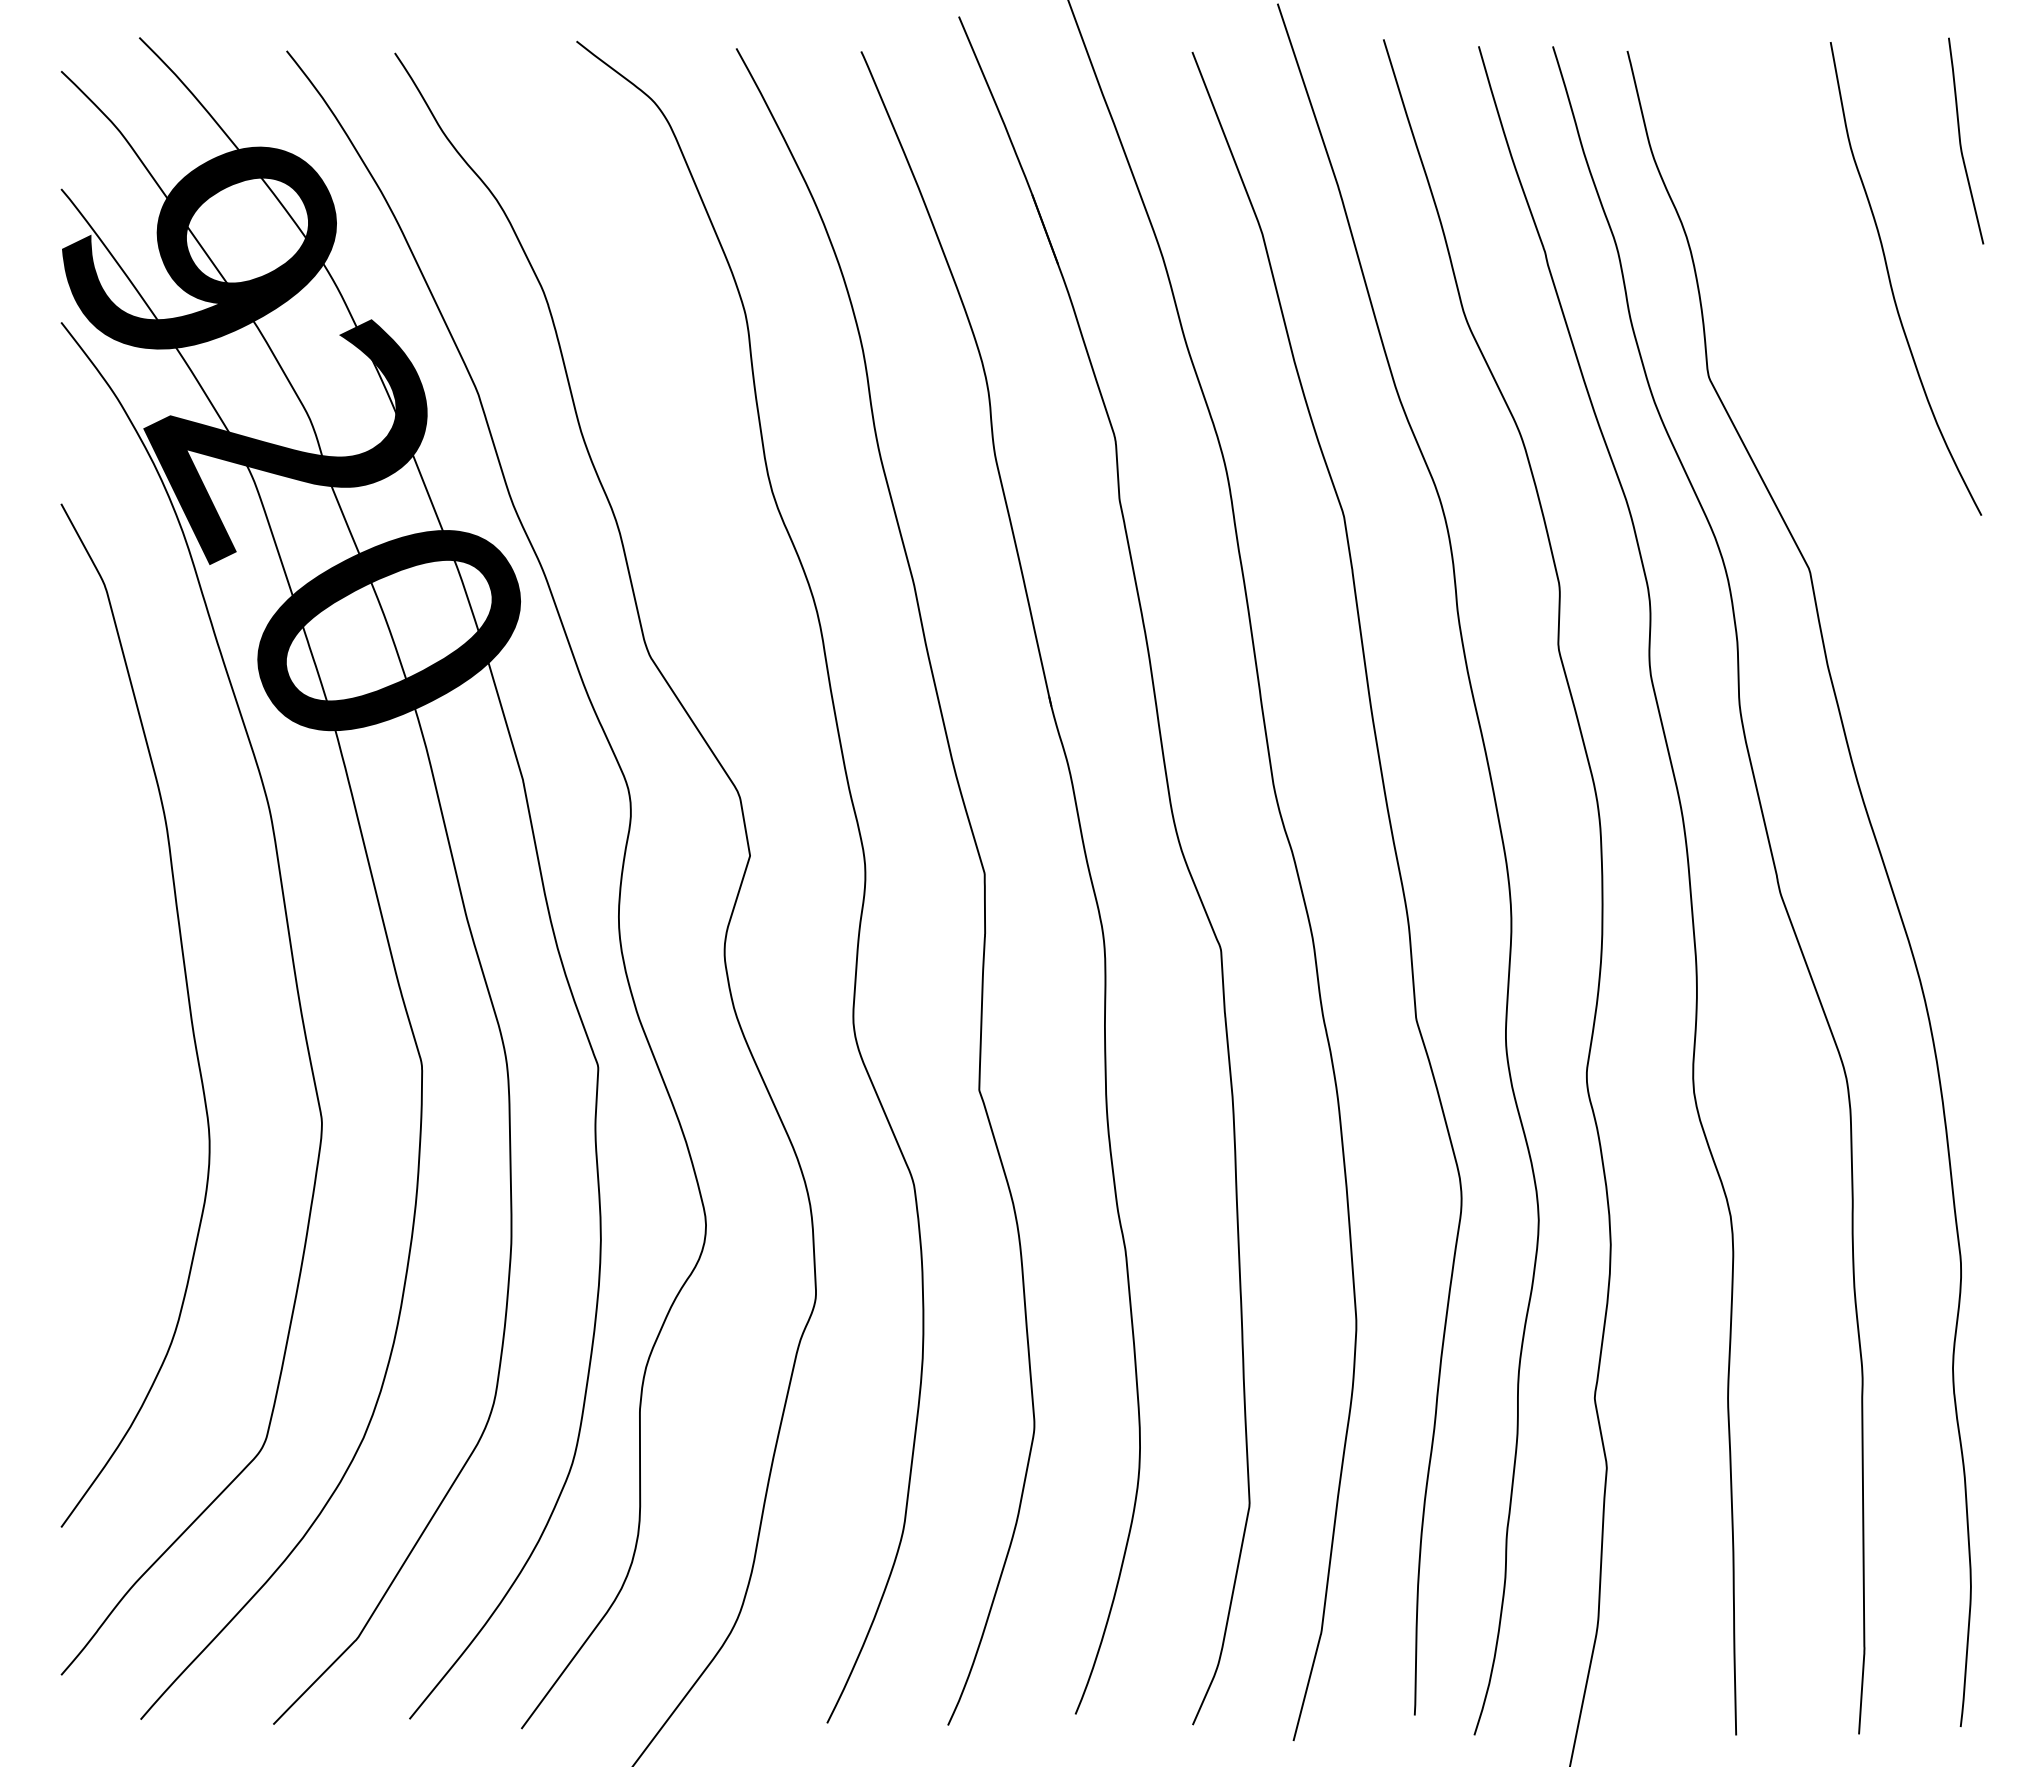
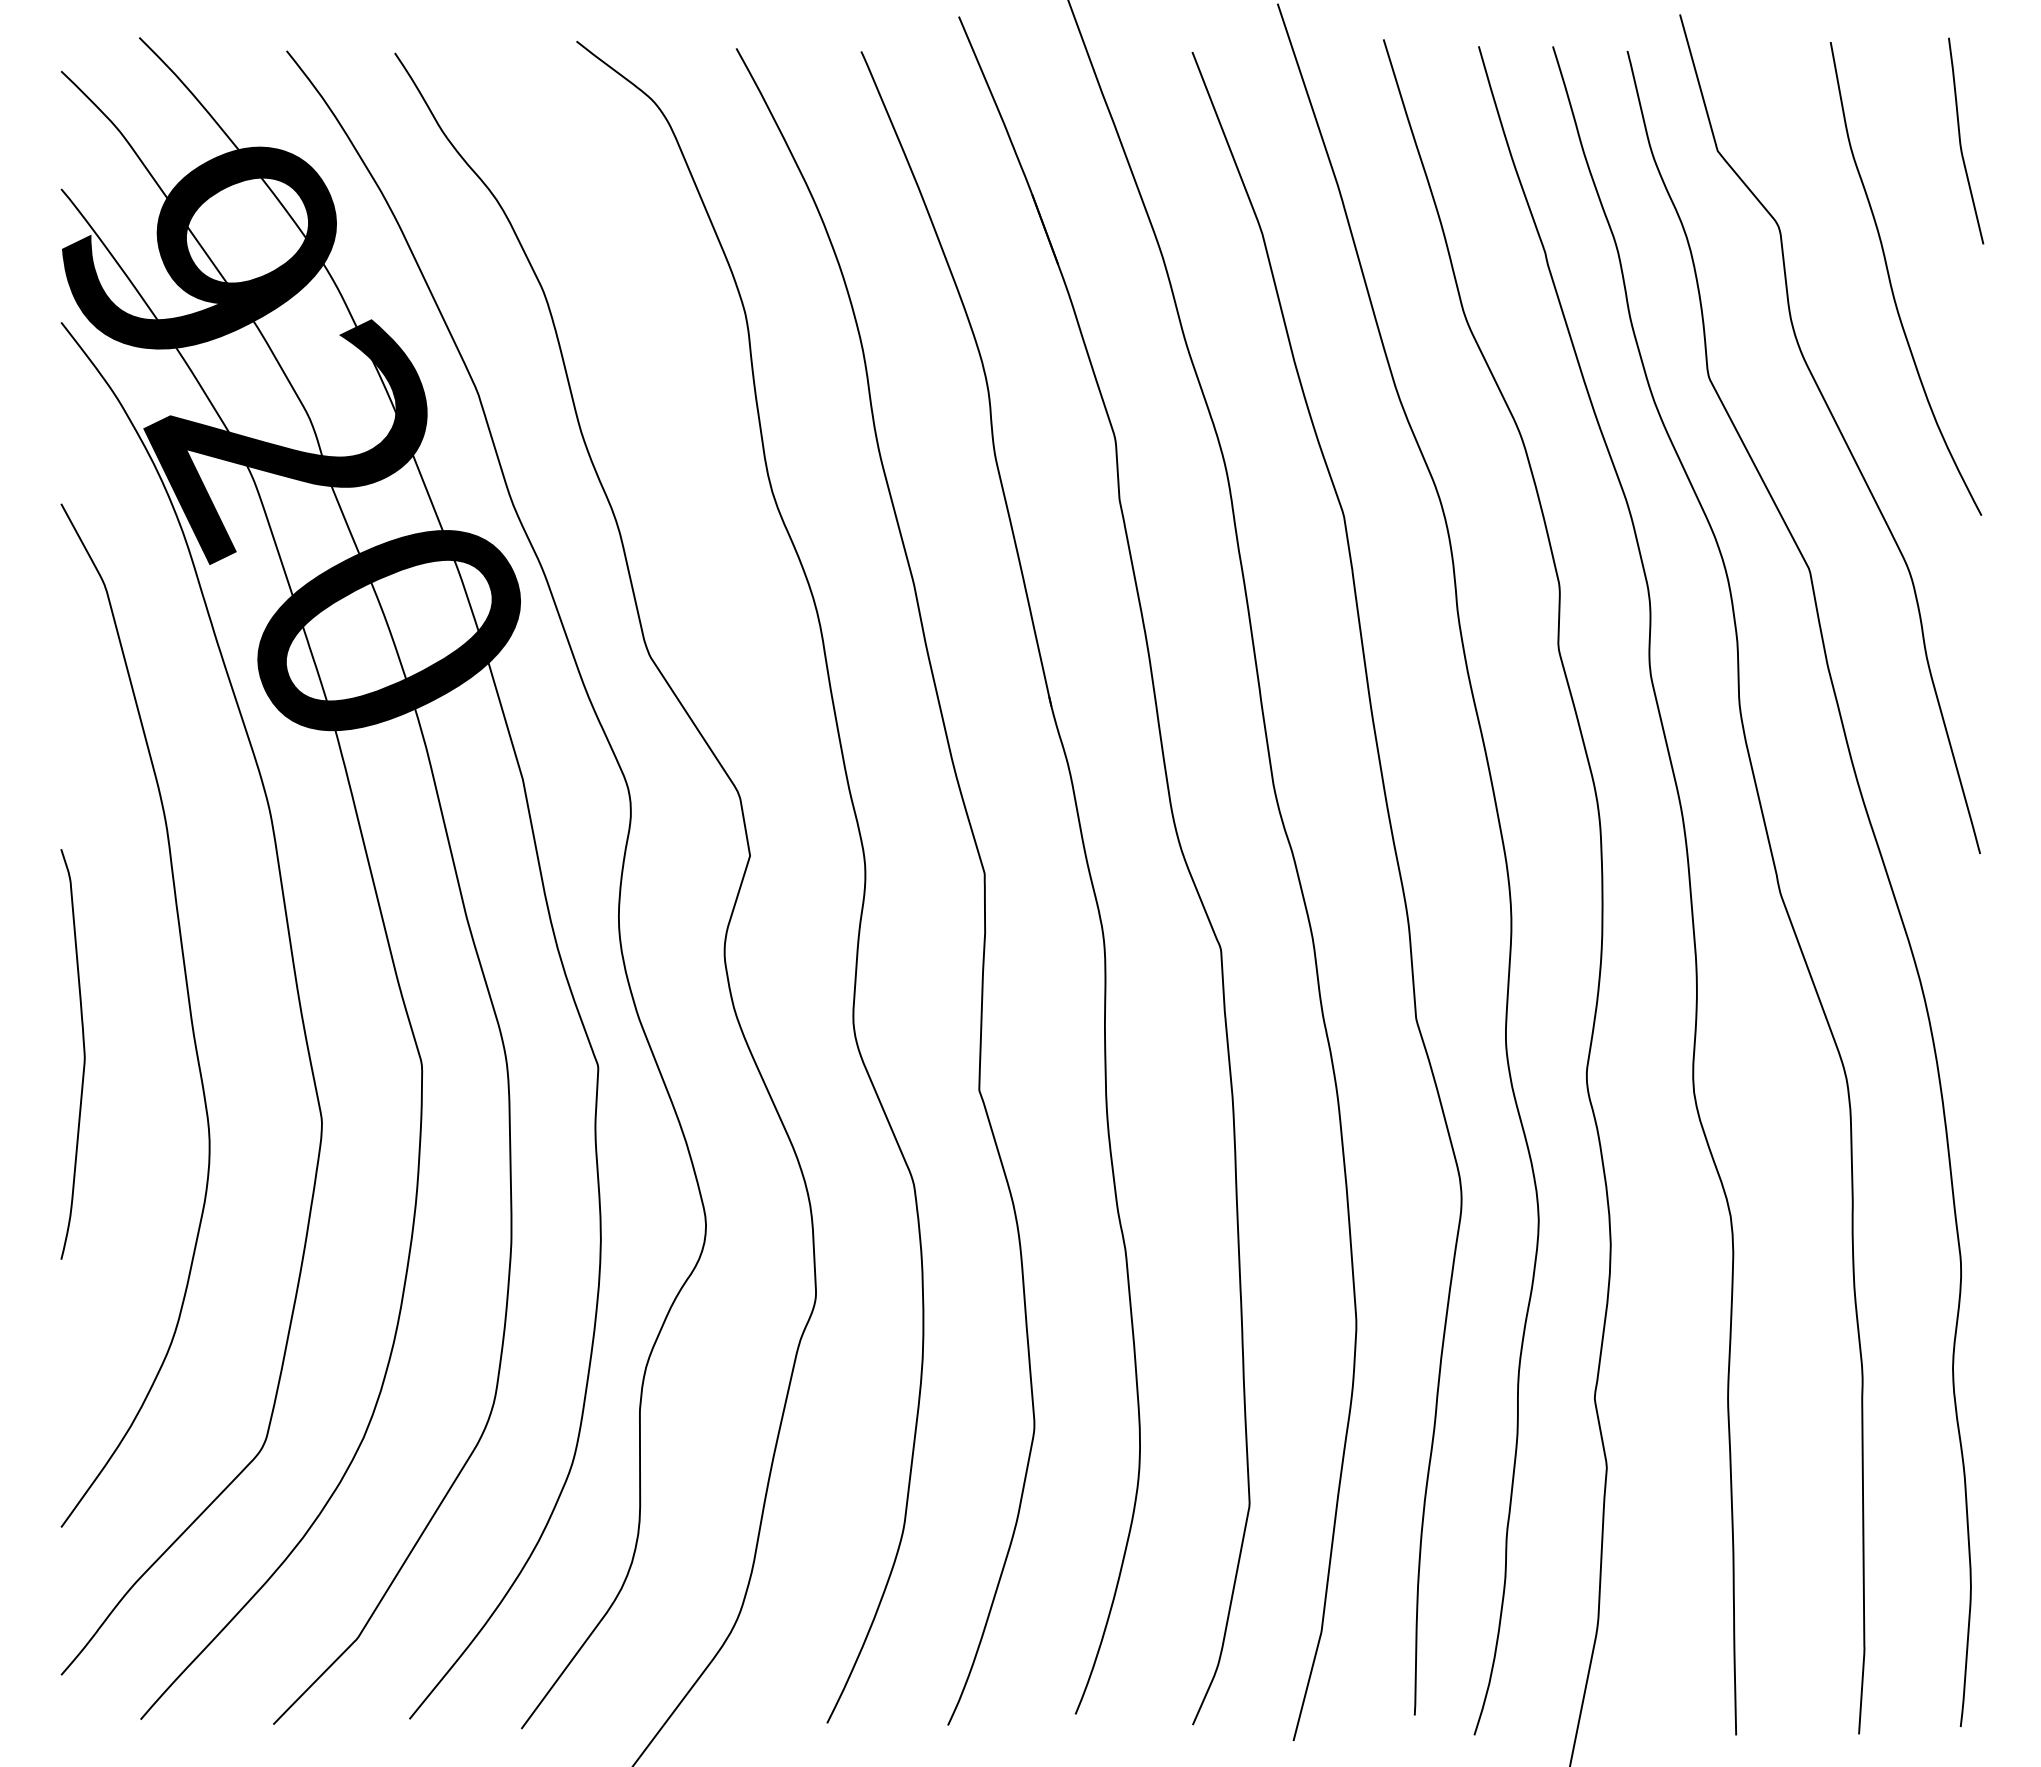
curve: none -> present (1838, 430)
curve: none -> present (83, 1054)
